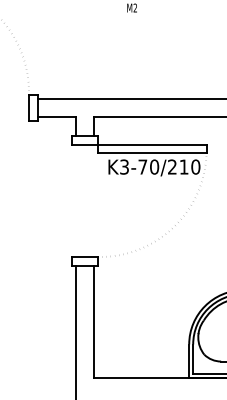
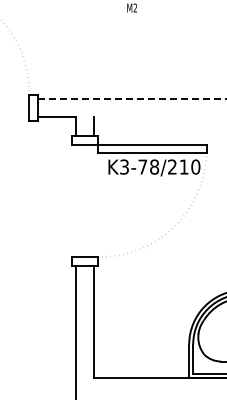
line: solid -> dashed (132, 98)
line: present -> none (158, 117)
text: K3-70/210 -> K3-78/210 (154, 166)
